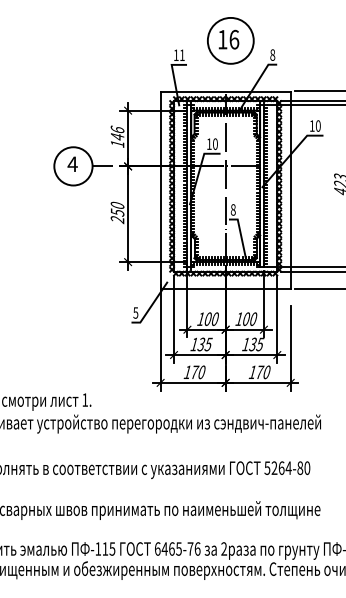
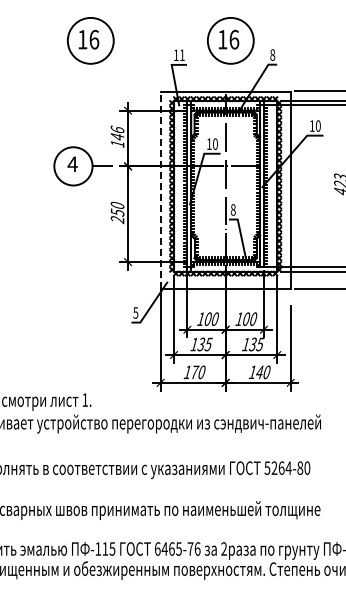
part: none -> present (90, 40)
line: solid -> dashed (160, 190)
text: 170 -> 140 (260, 371)
